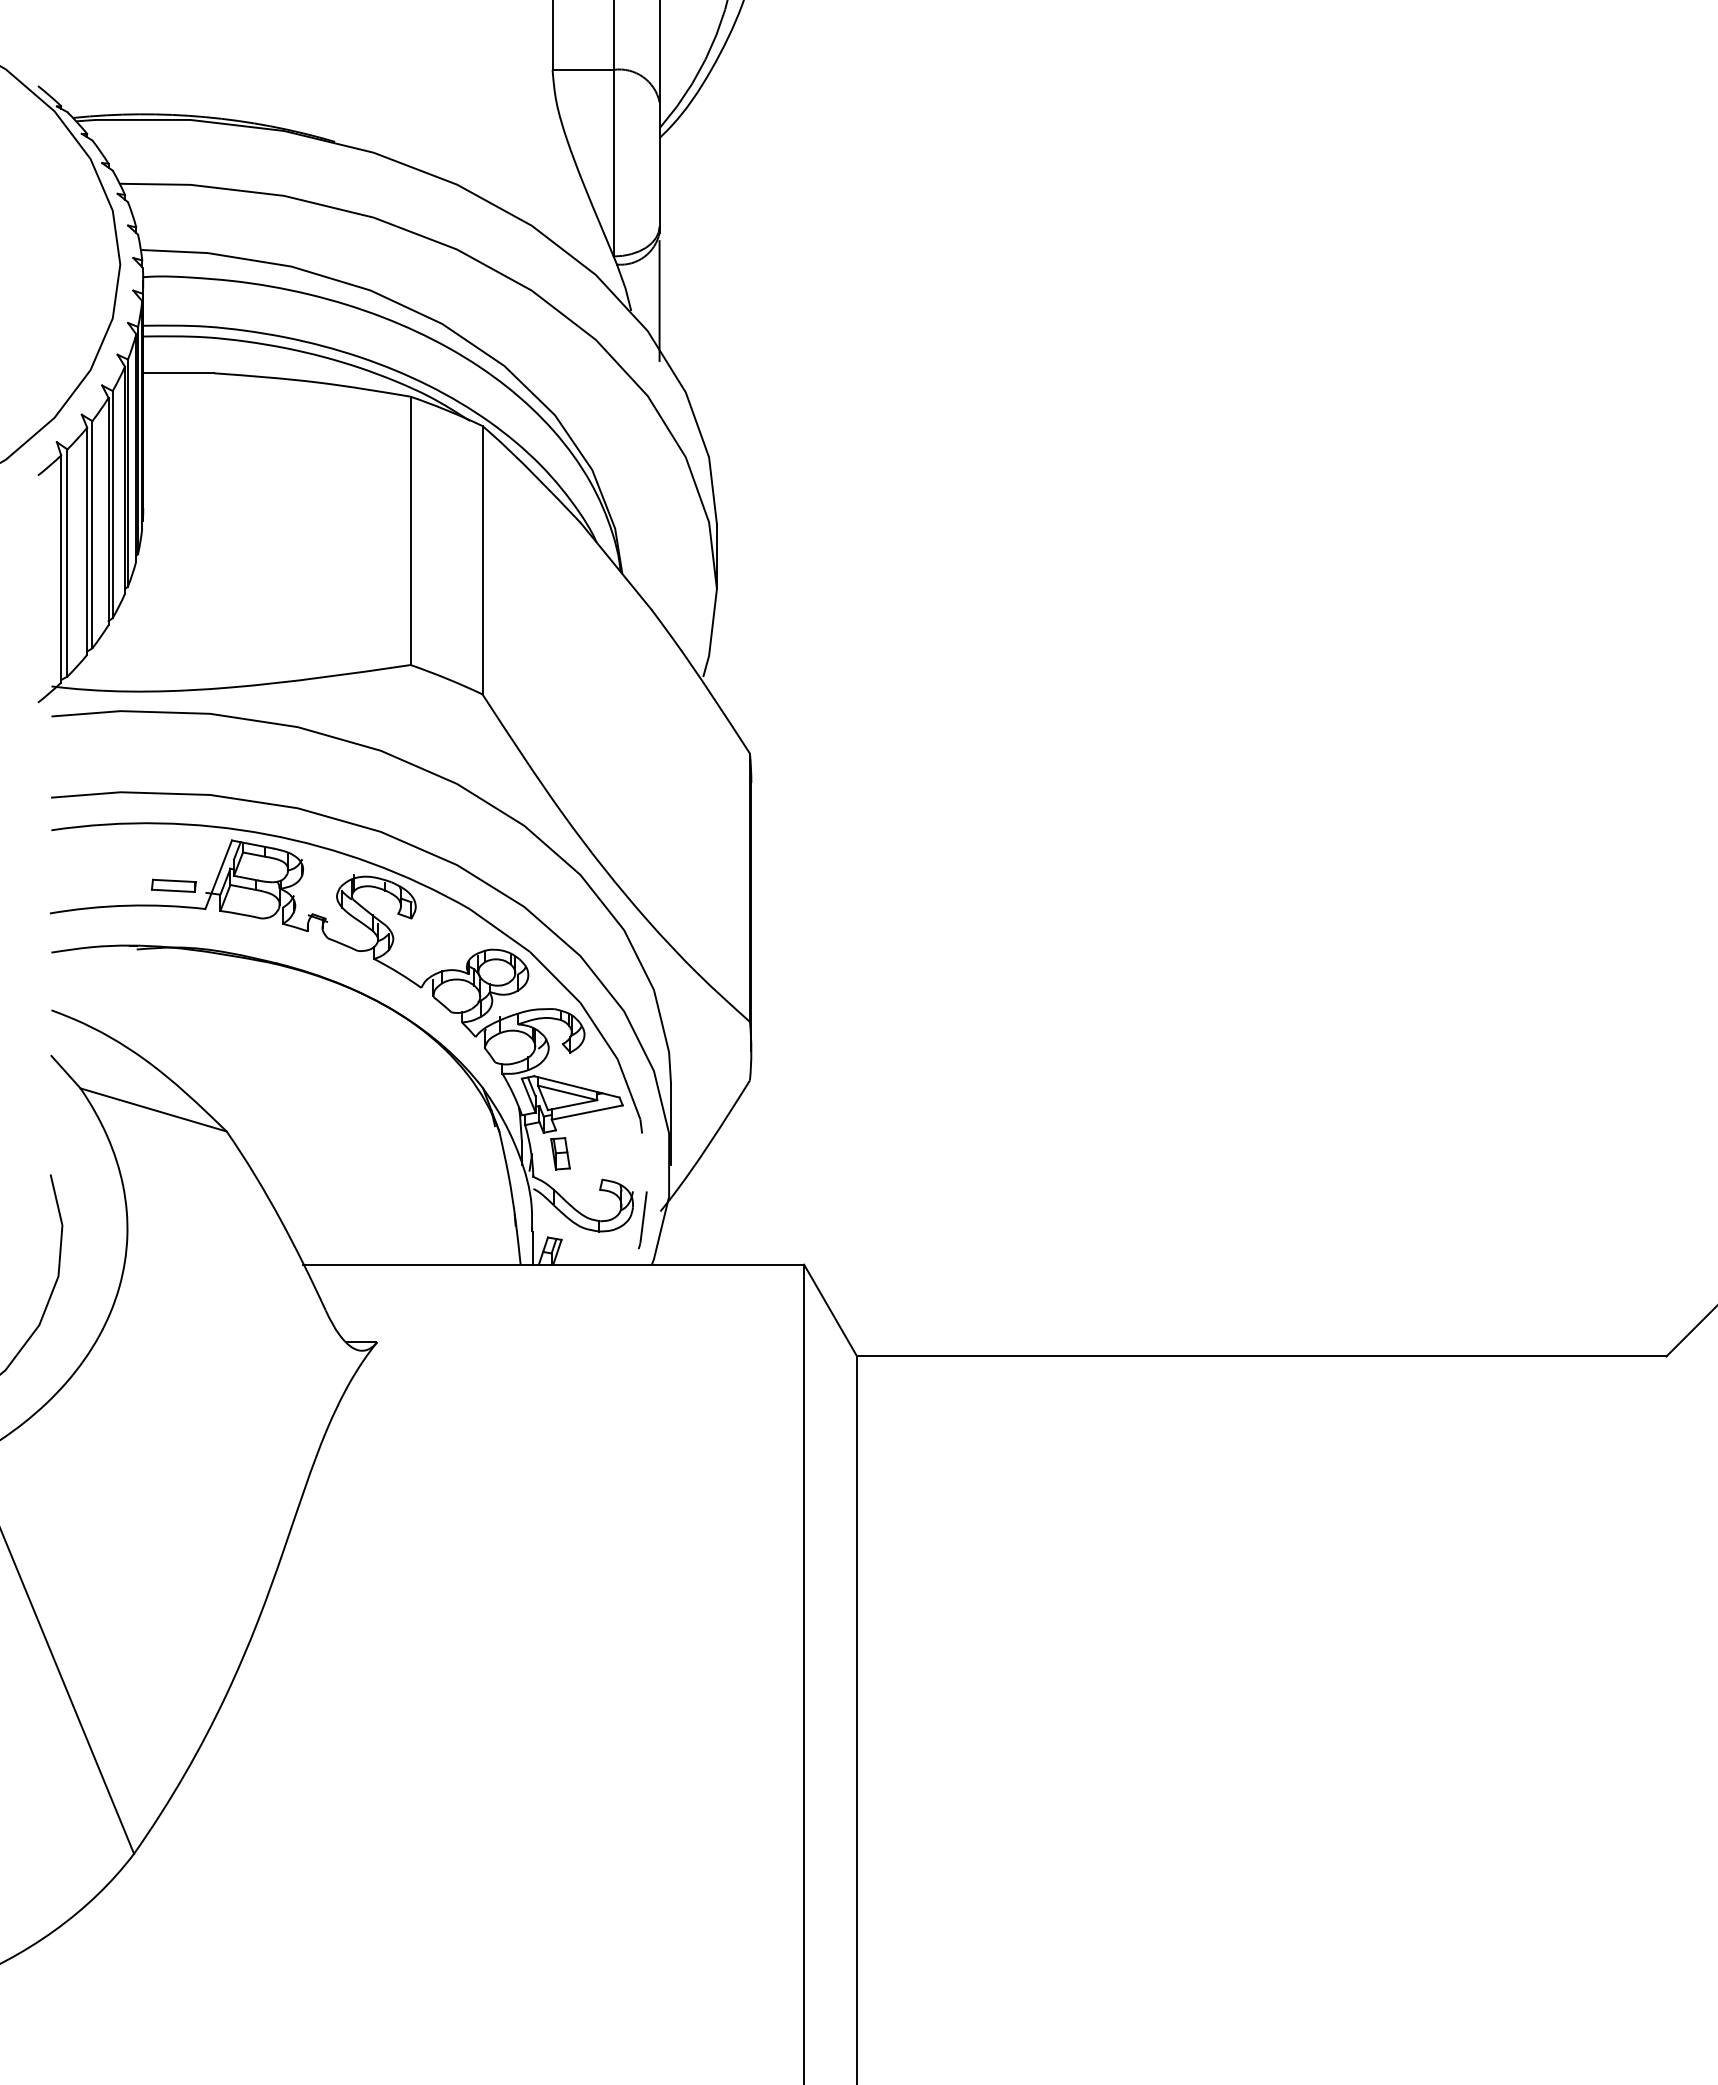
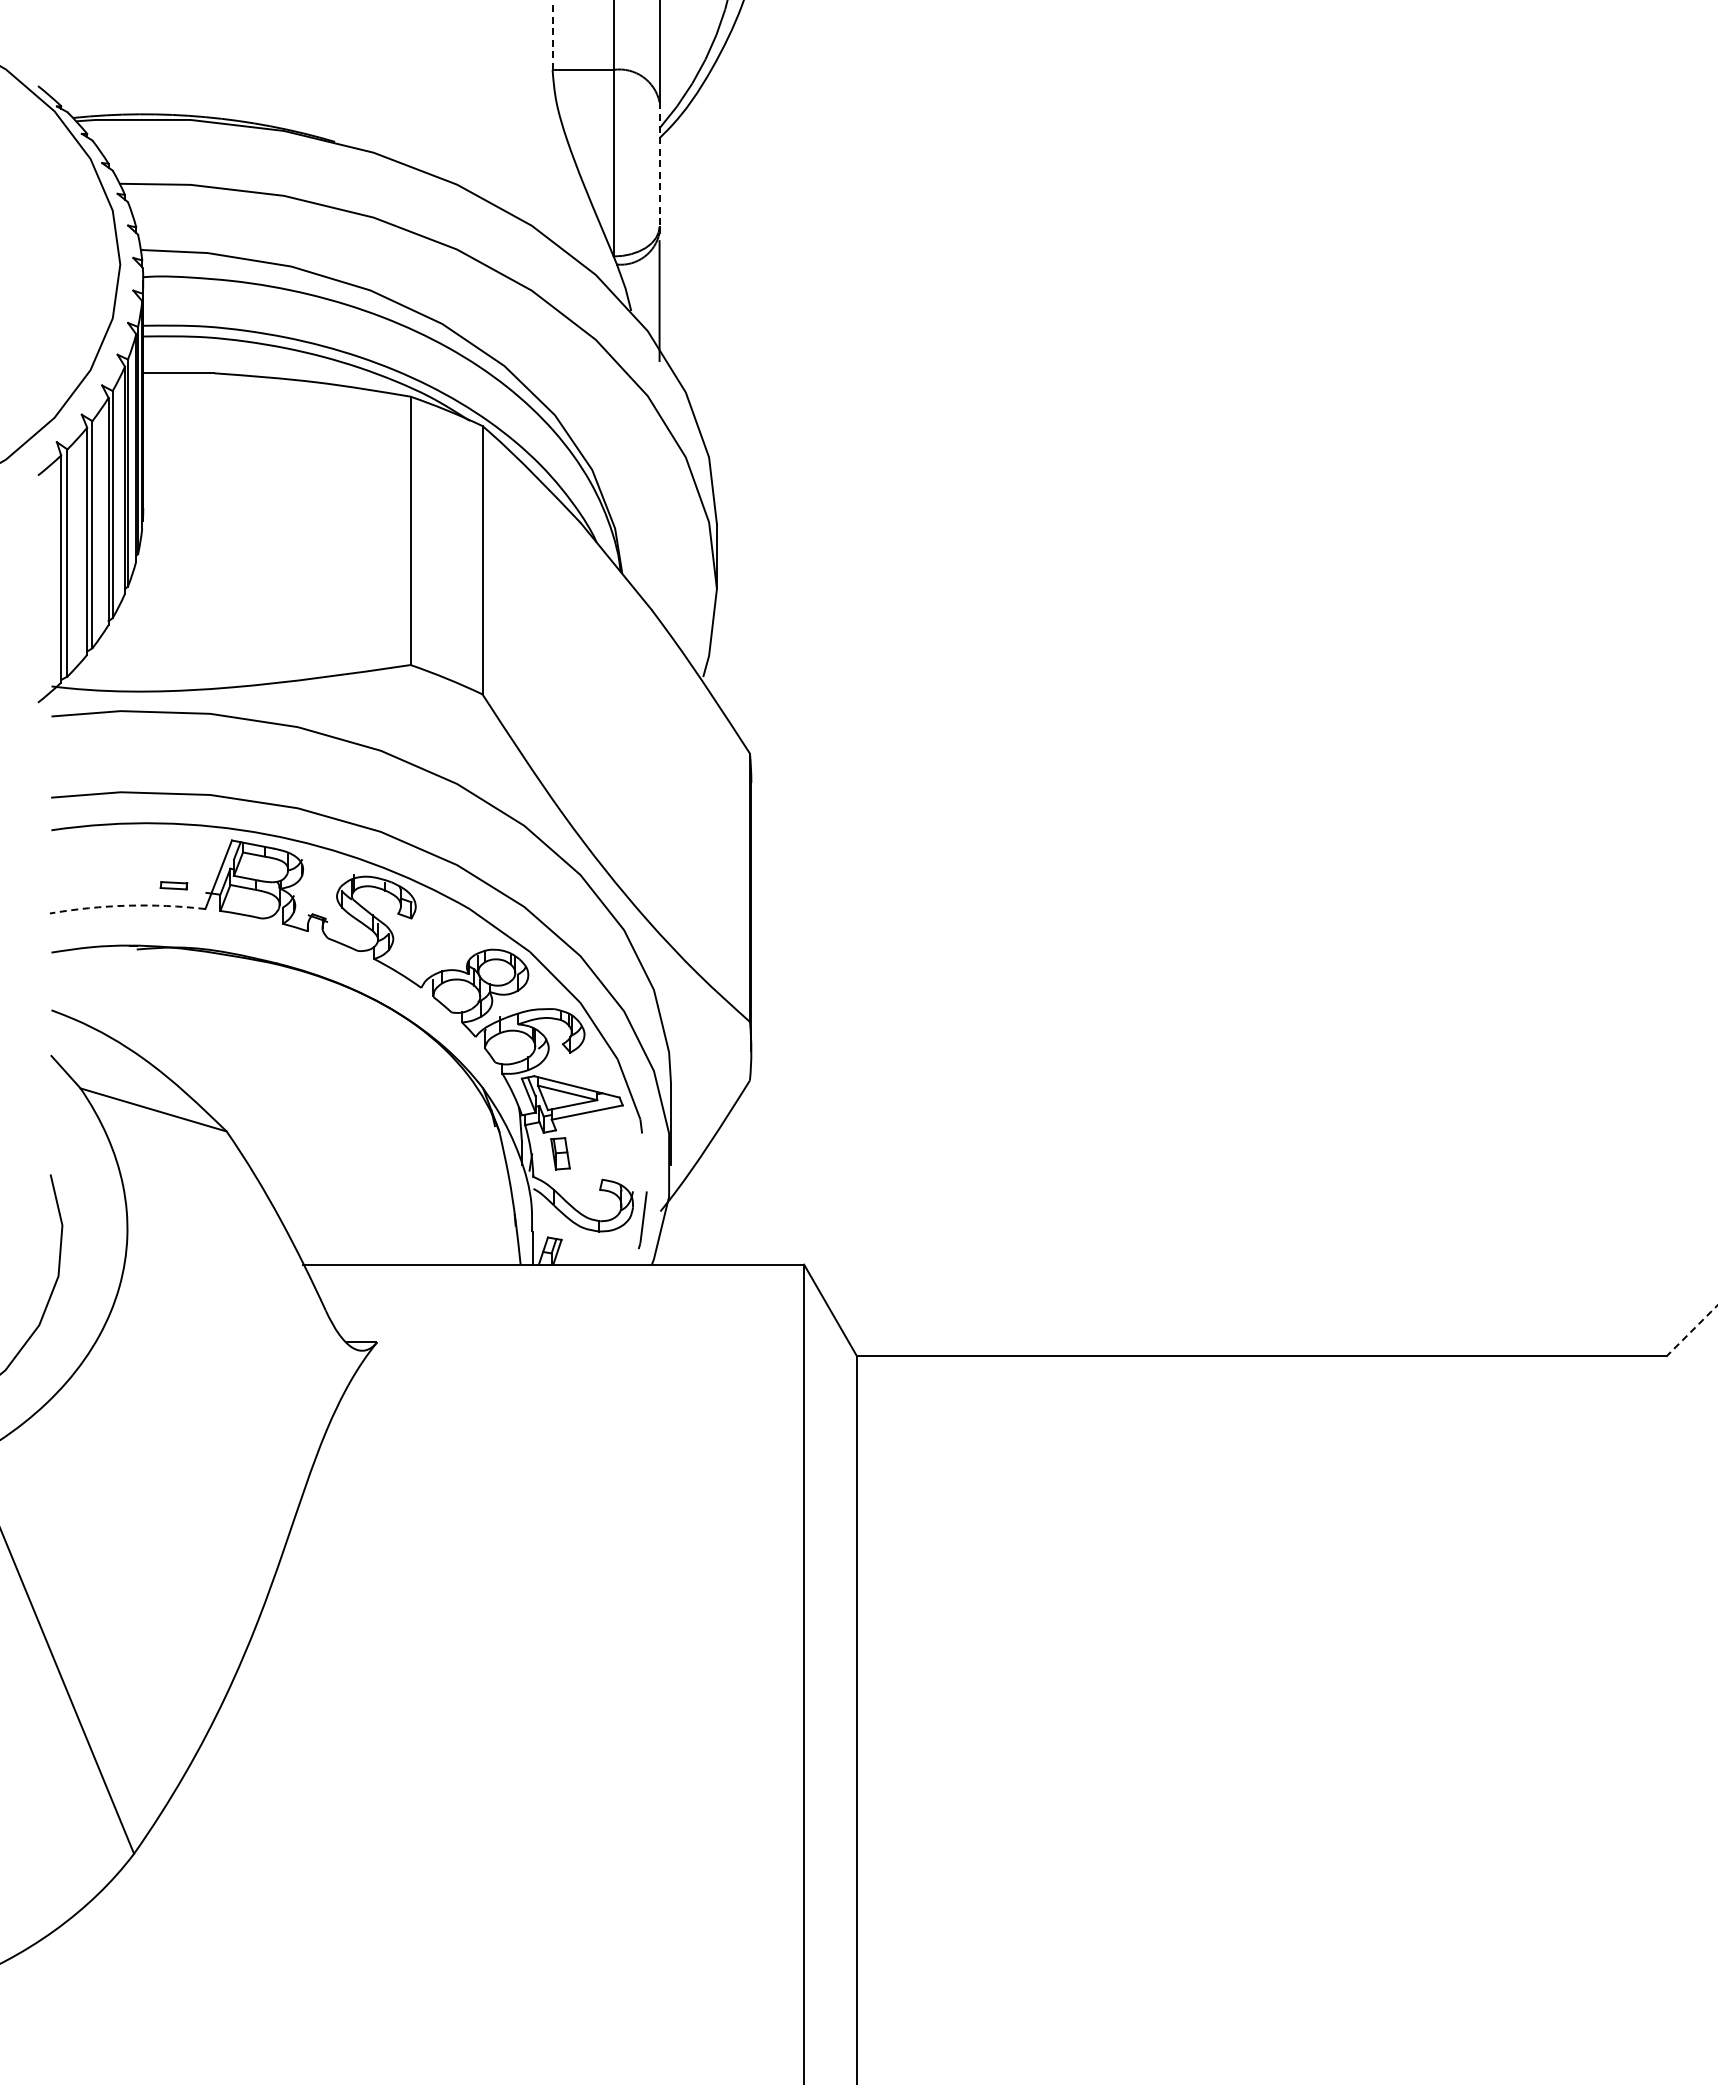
line: solid -> dashed (552, 34)
line: solid -> dashed (659, 165)
part size: 46x15 px -> 30x10 px (173, 885)
arc: solid -> dashed (127, 905)
line: solid -> dashed (1691, 1331)
